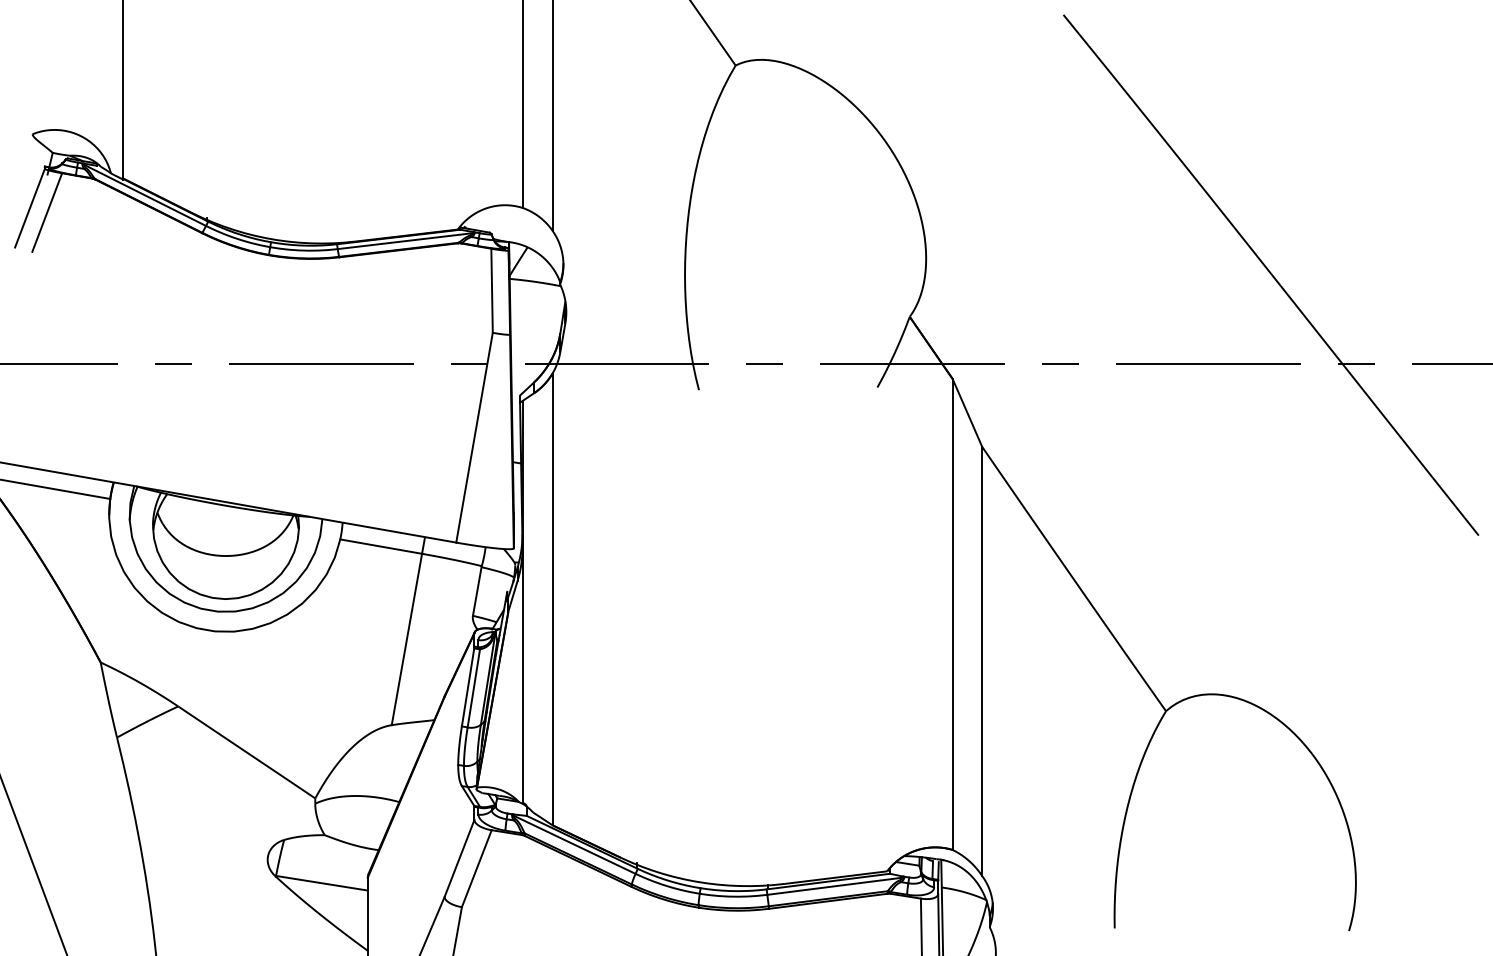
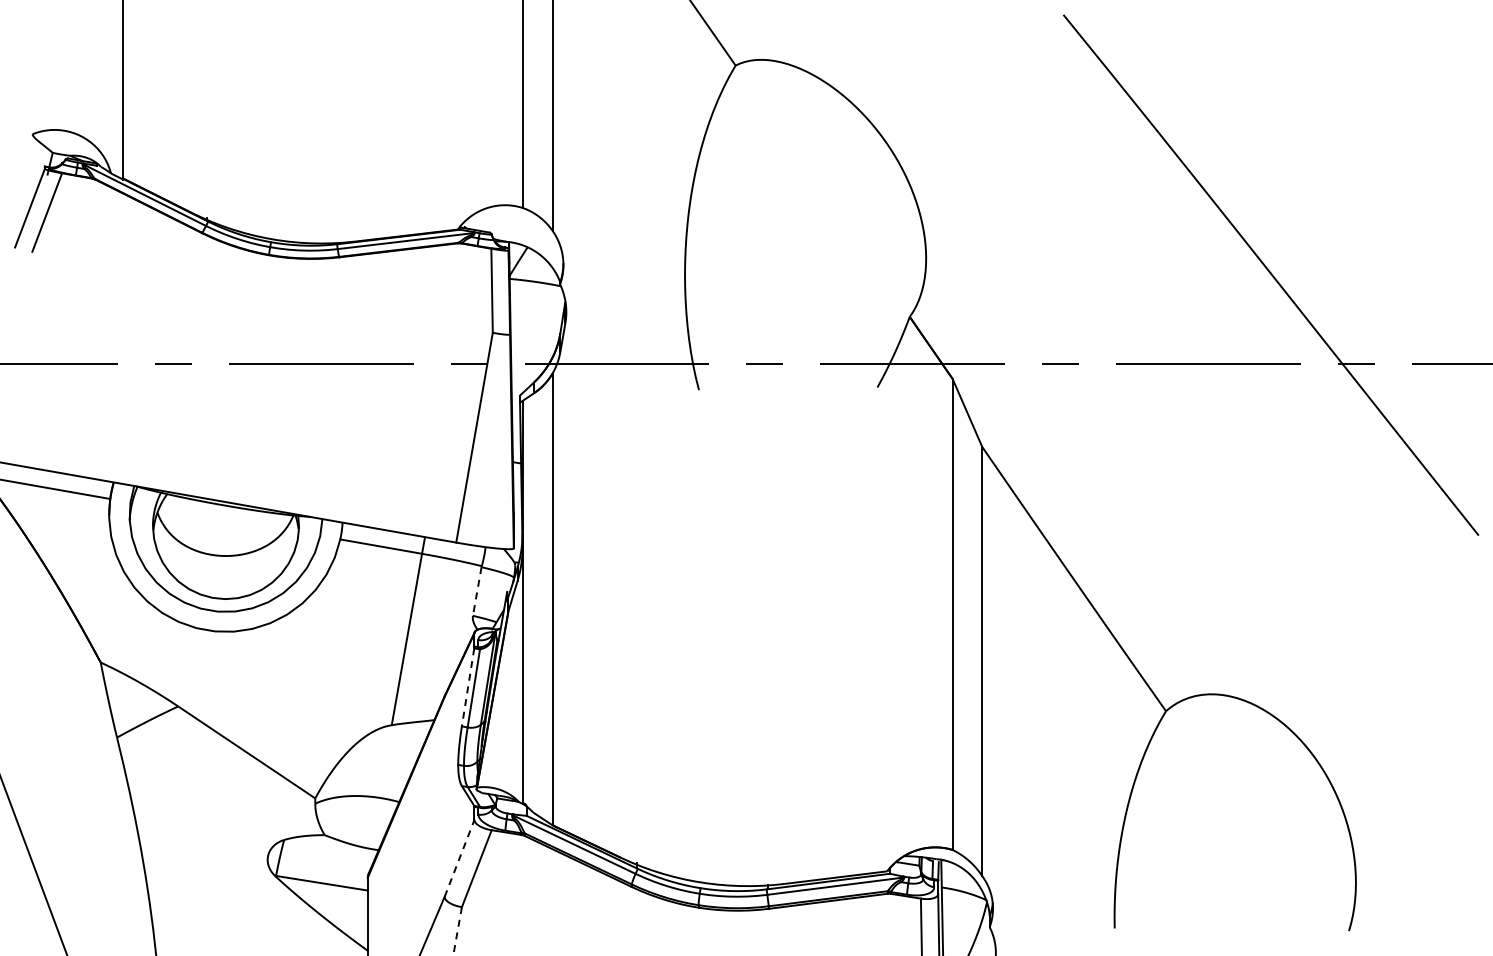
line: solid -> dashed (477, 591)
line: solid -> dashed (468, 687)
line: solid -> dashed (459, 857)
line: solid -> dashed (457, 931)
